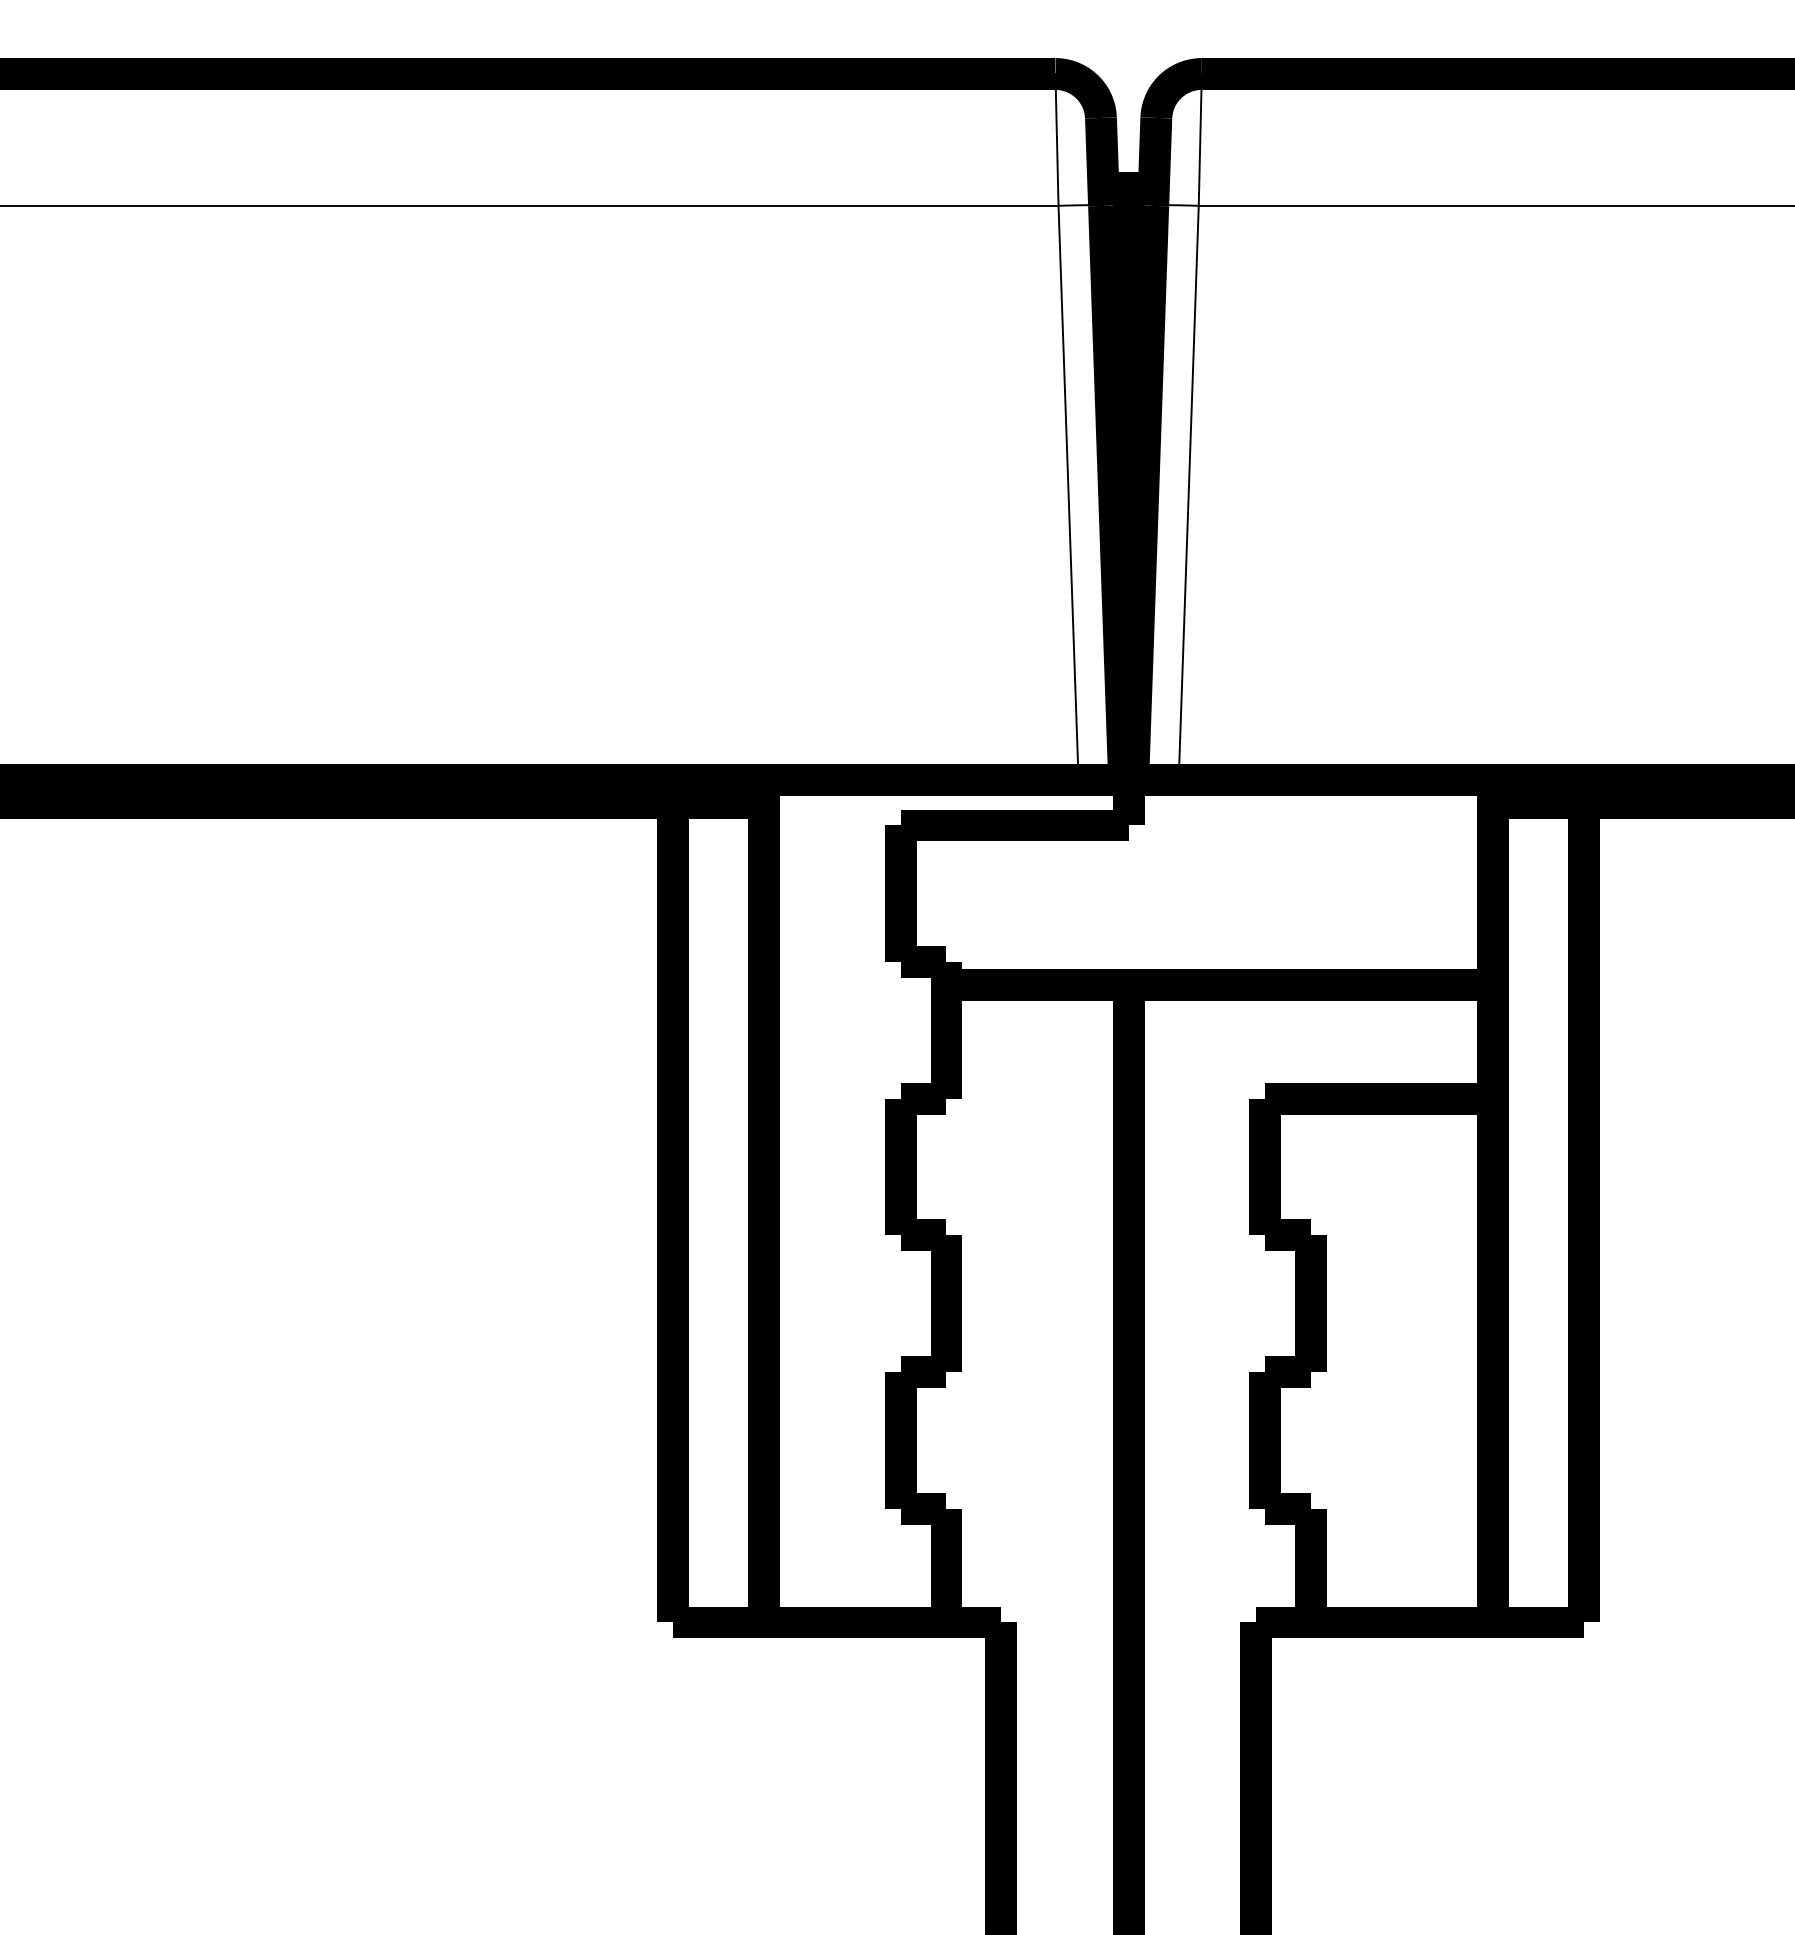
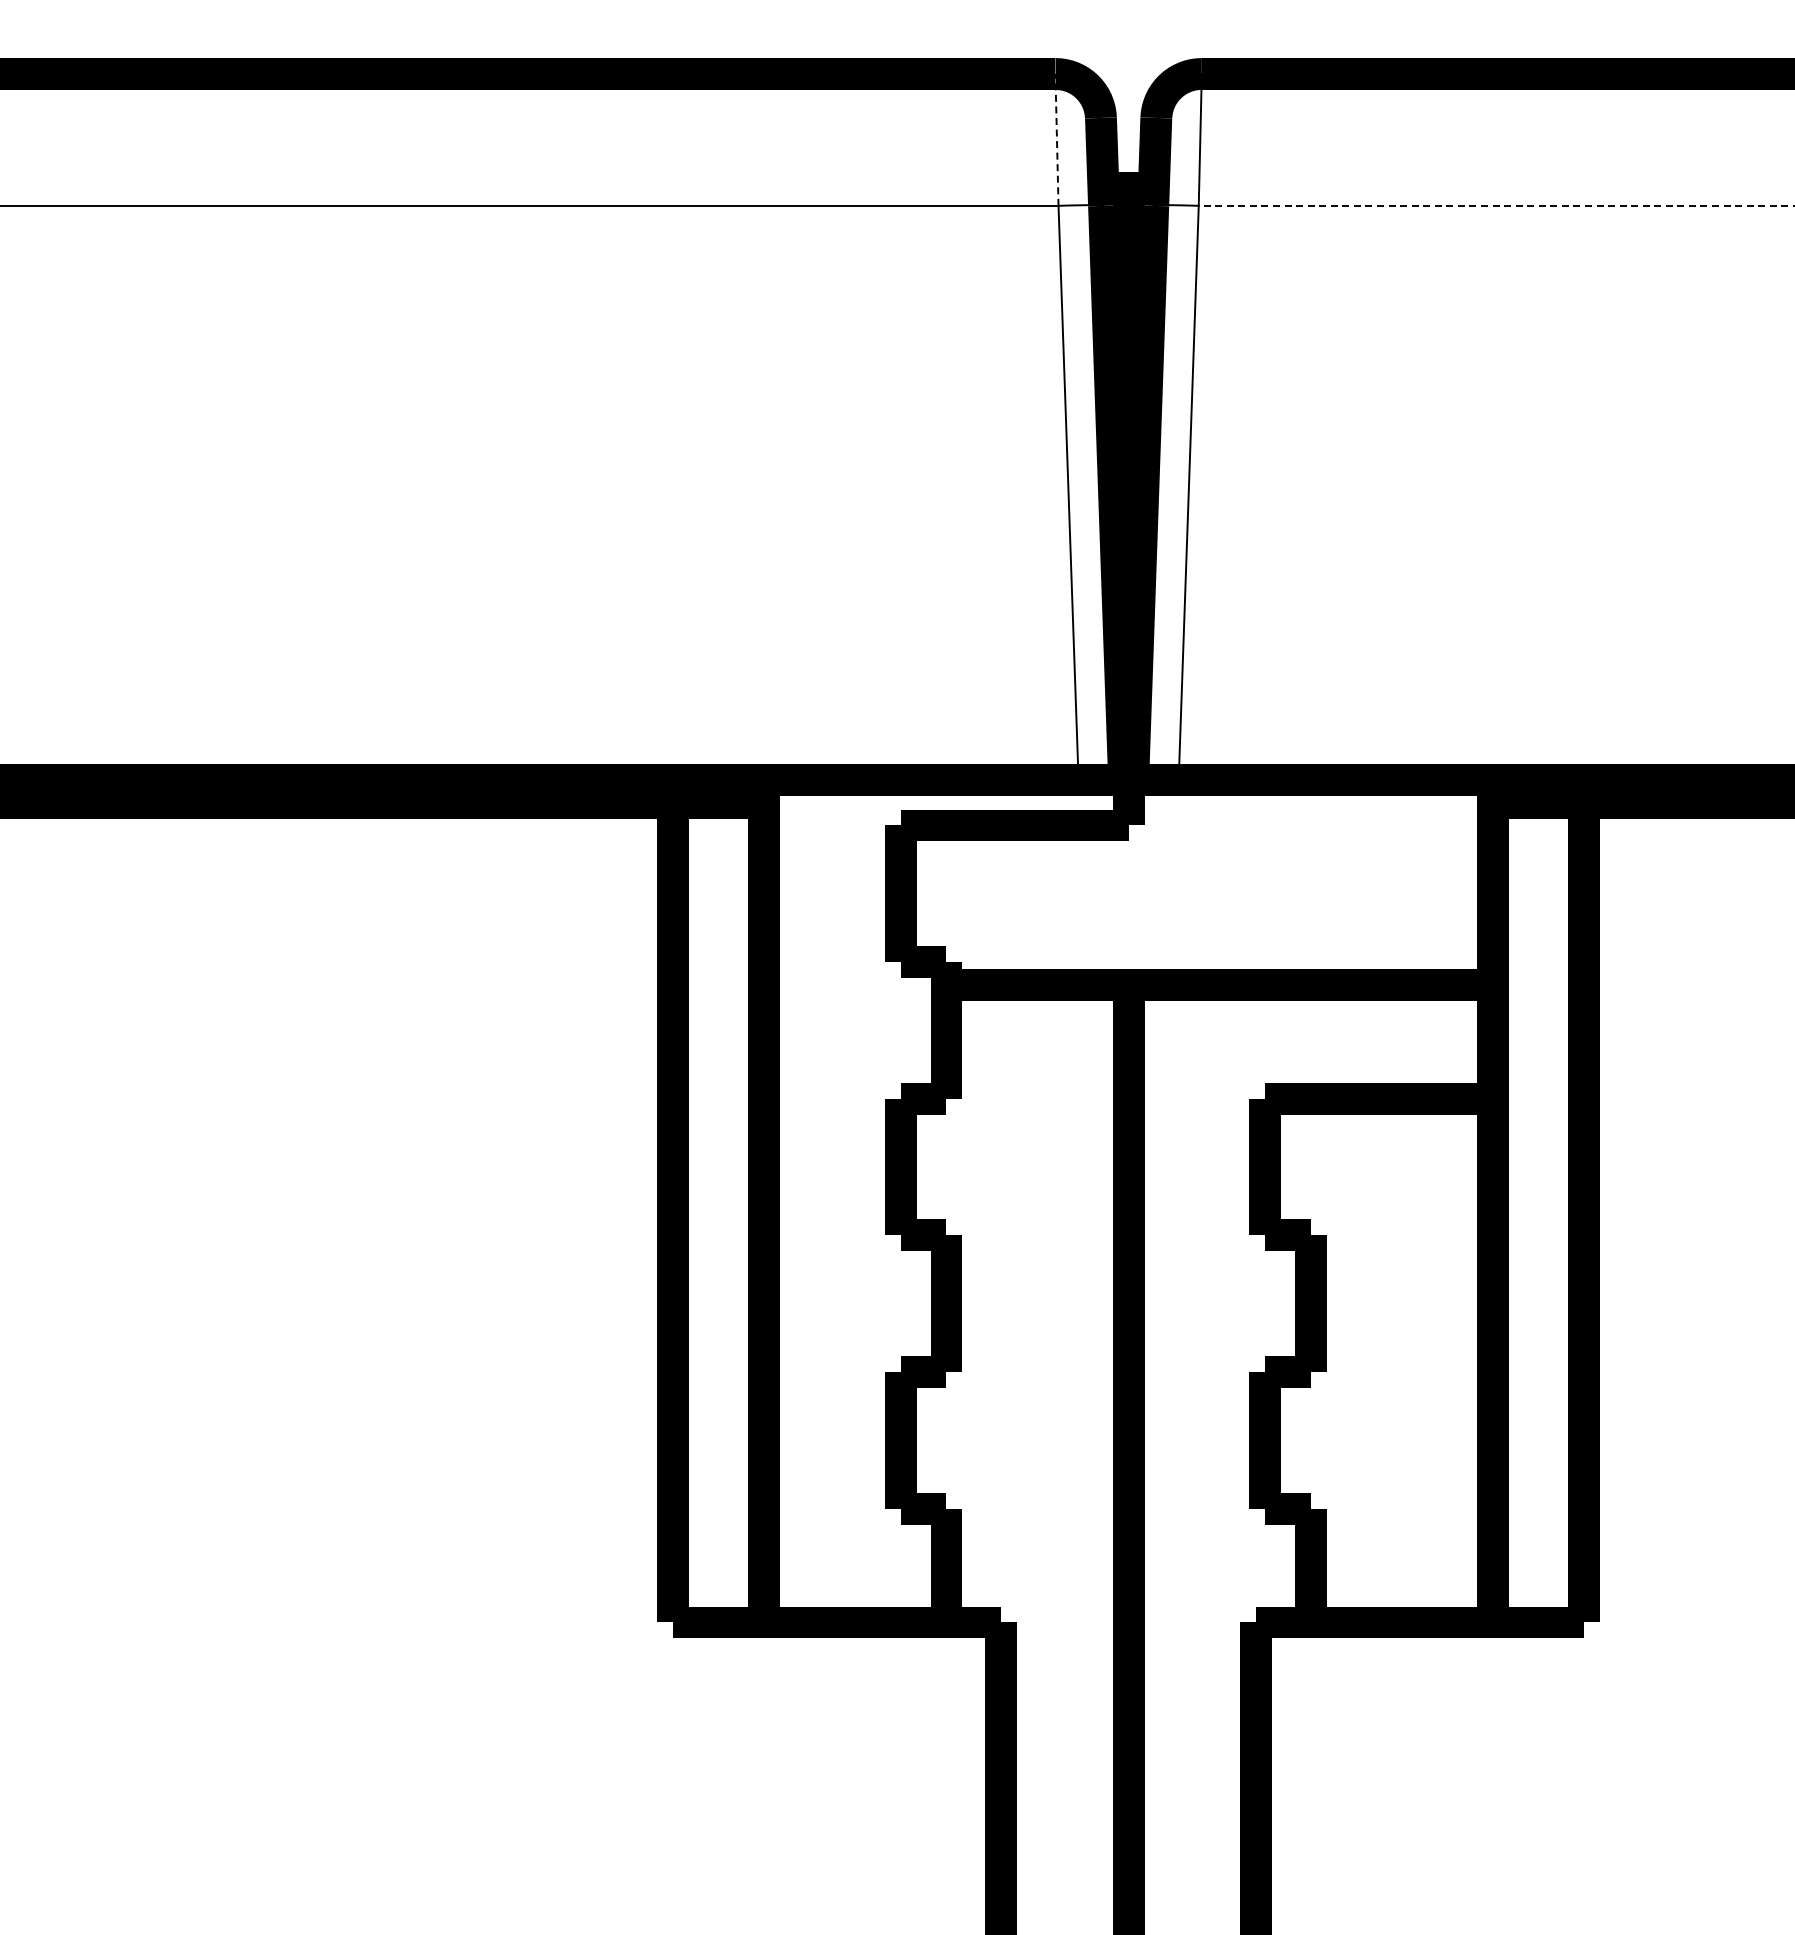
line: solid -> dashed (1056, 139)
line: solid -> dashed (1496, 205)
